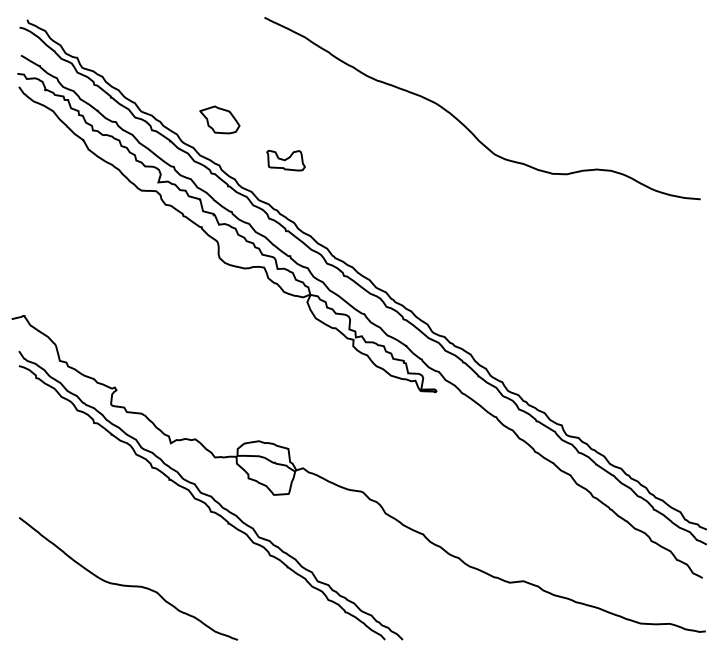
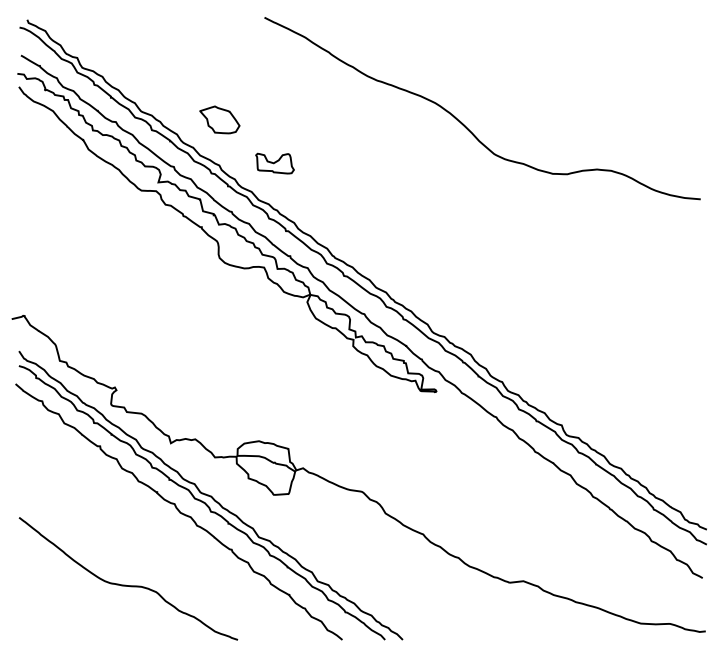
part position: (285, 160) -> (274, 163) (274, 163)
curve: none -> present (178, 511)
